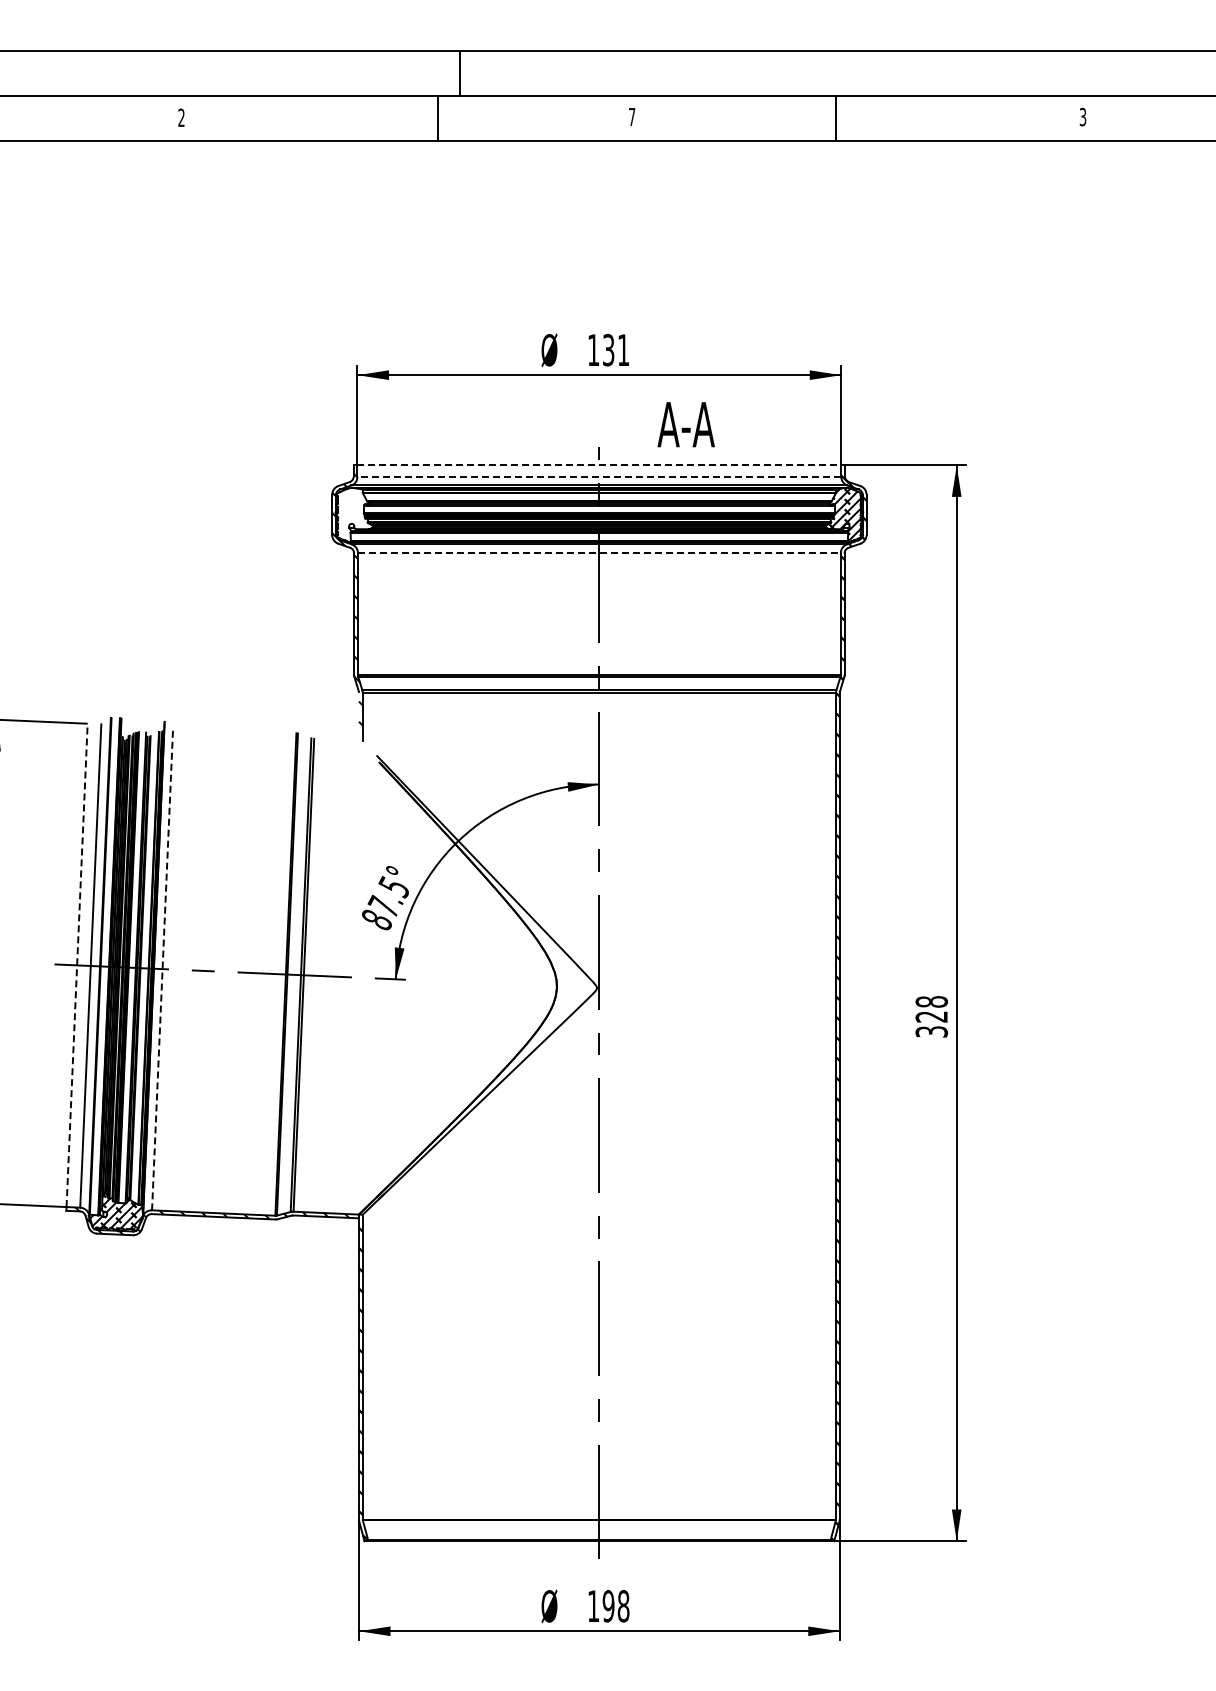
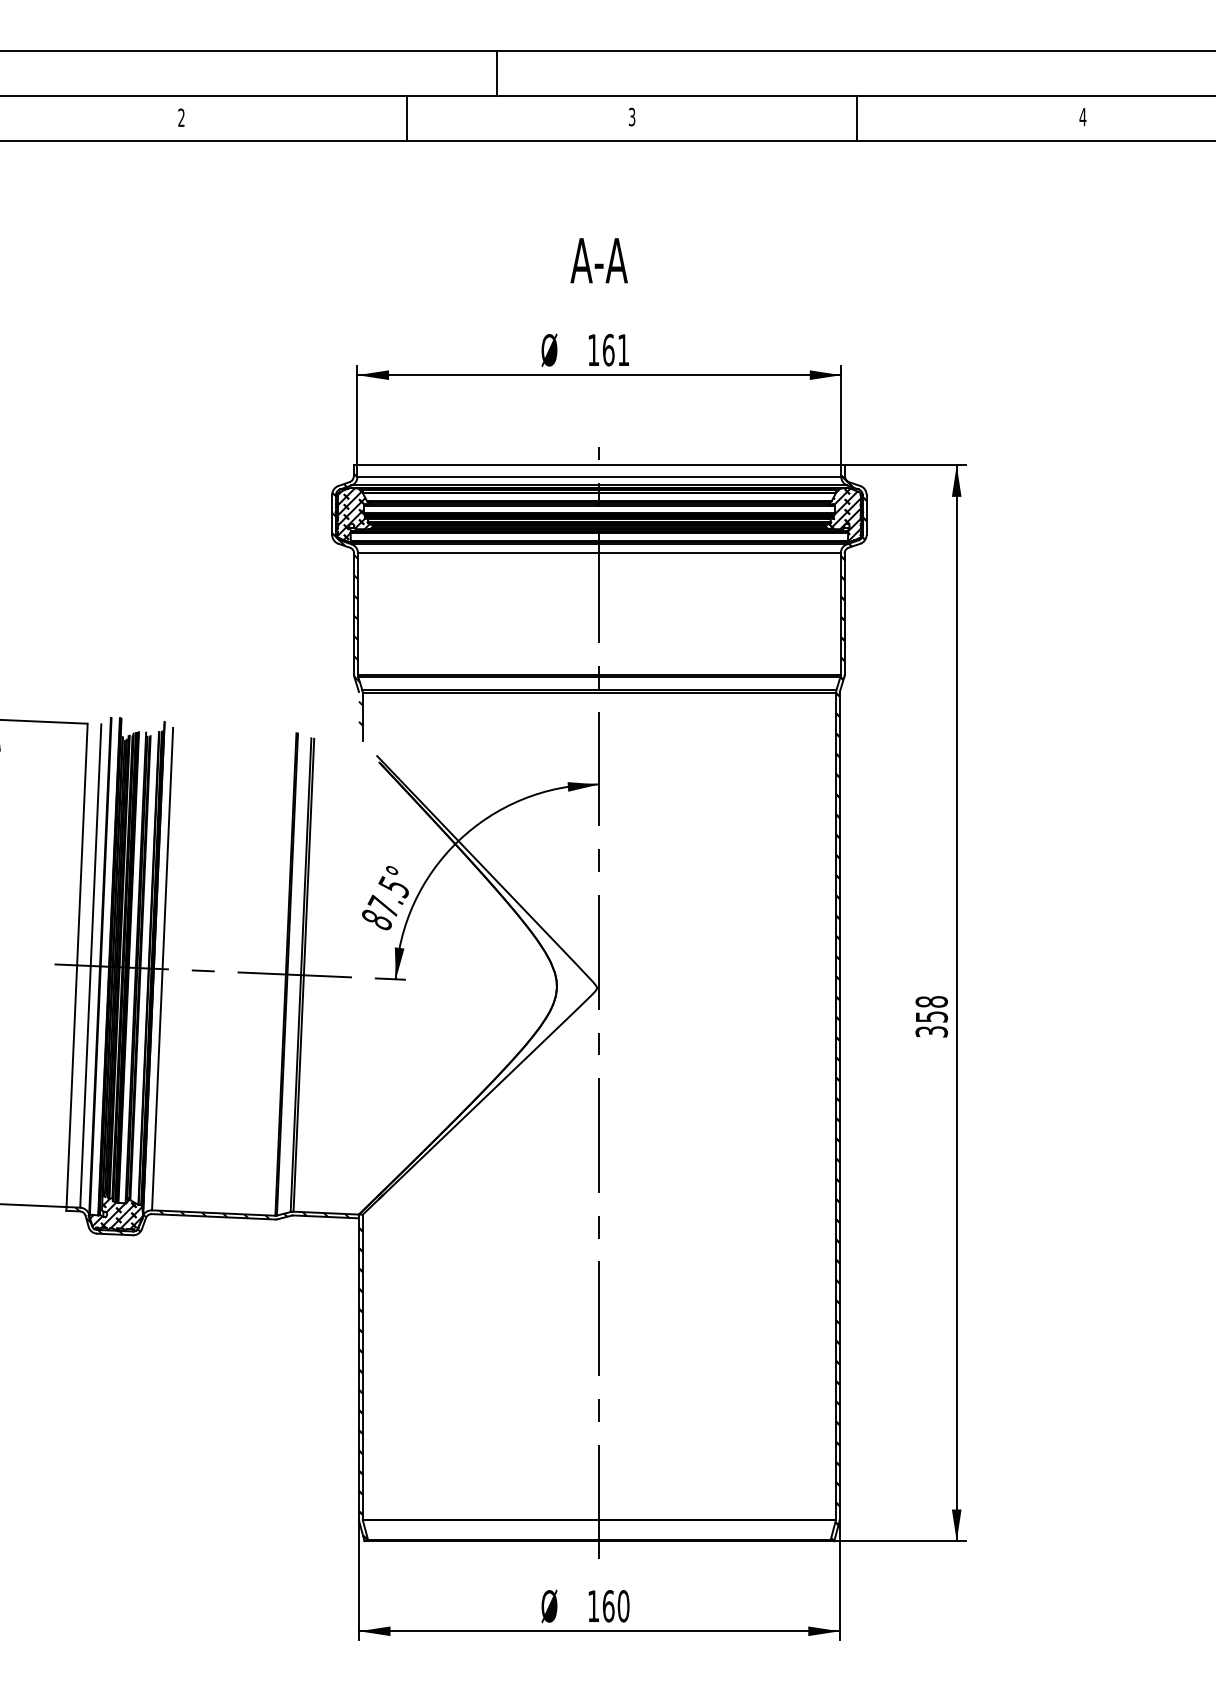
line position: (459, 72) -> (496, 72) (496, 72)
text: 7 -> 3 (632, 116)
text: 3 -> 4 (1082, 116)
line position: (437, 117) -> (406, 117) (406, 117)
line position: (836, 117) -> (857, 117) (857, 117)
text: 131 -> 161 (608, 349)
text position: (685, 424) -> (598, 260) (598, 260)
line: dashed -> solid (599, 465)
line: dashed -> solid (599, 476)
hatch: none -> present (352, 514)
line: dashed -> solid (599, 552)
line: dashed -> solid (77, 965)
line: dashed -> solid (162, 968)
text: 328 -> 358 (931, 1016)
text: 198 -> 160 (615, 1606)
